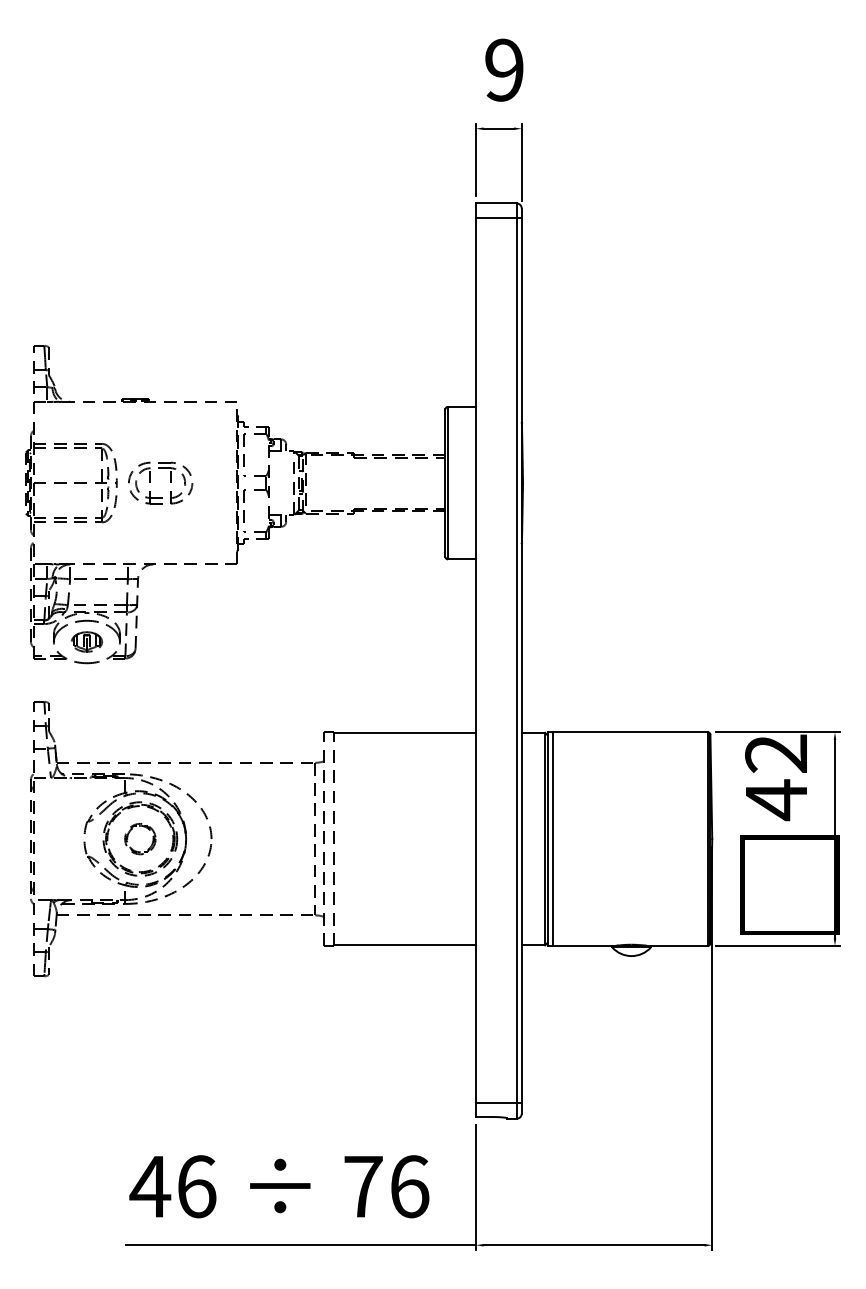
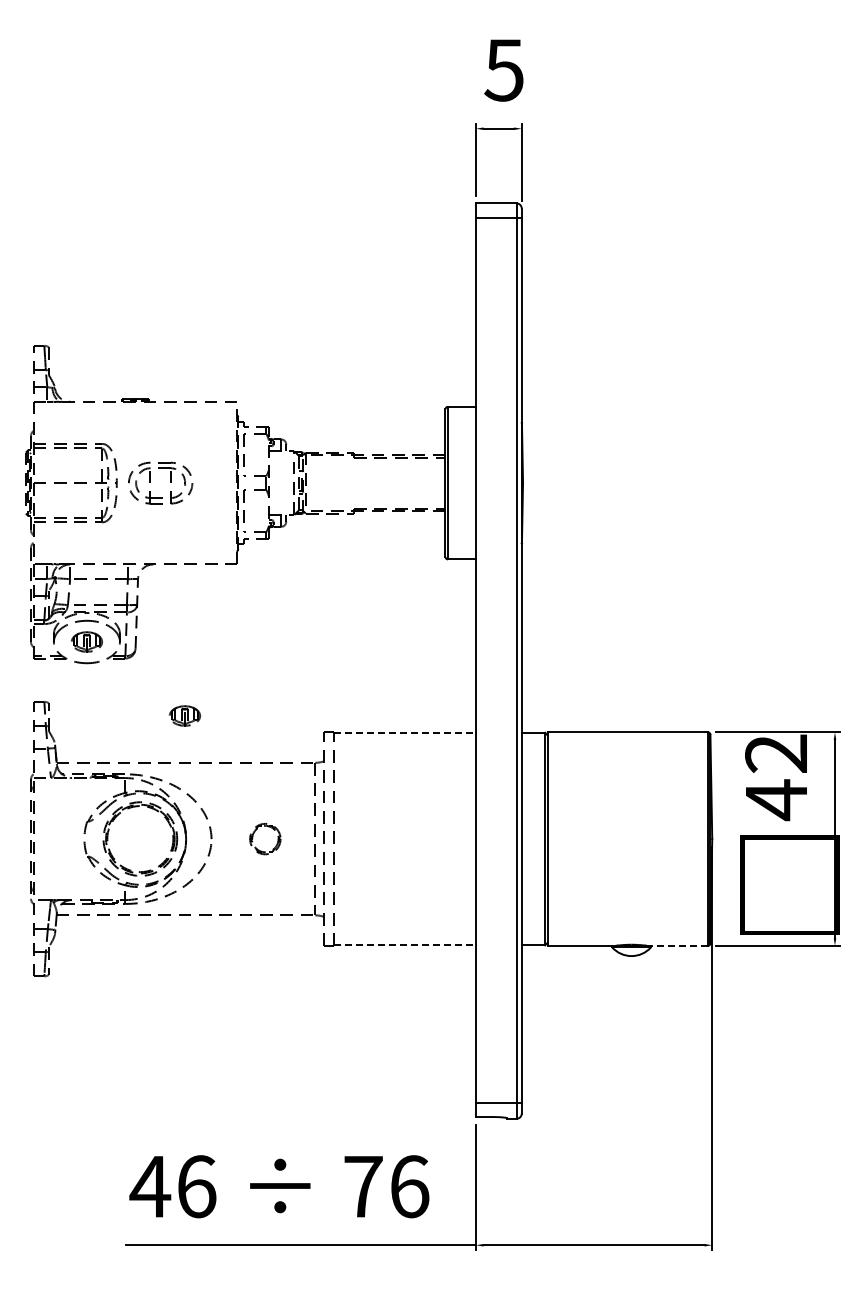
text: 9 -> 5 (503, 69)
part: none -> present (184, 715)
line: solid -> dashed (405, 732)
line: present -> none (552, 838)
part position: (150, 845) -> (275, 845) (275, 845)
line: solid -> dashed (405, 945)
line: solid -> dashed (678, 945)
